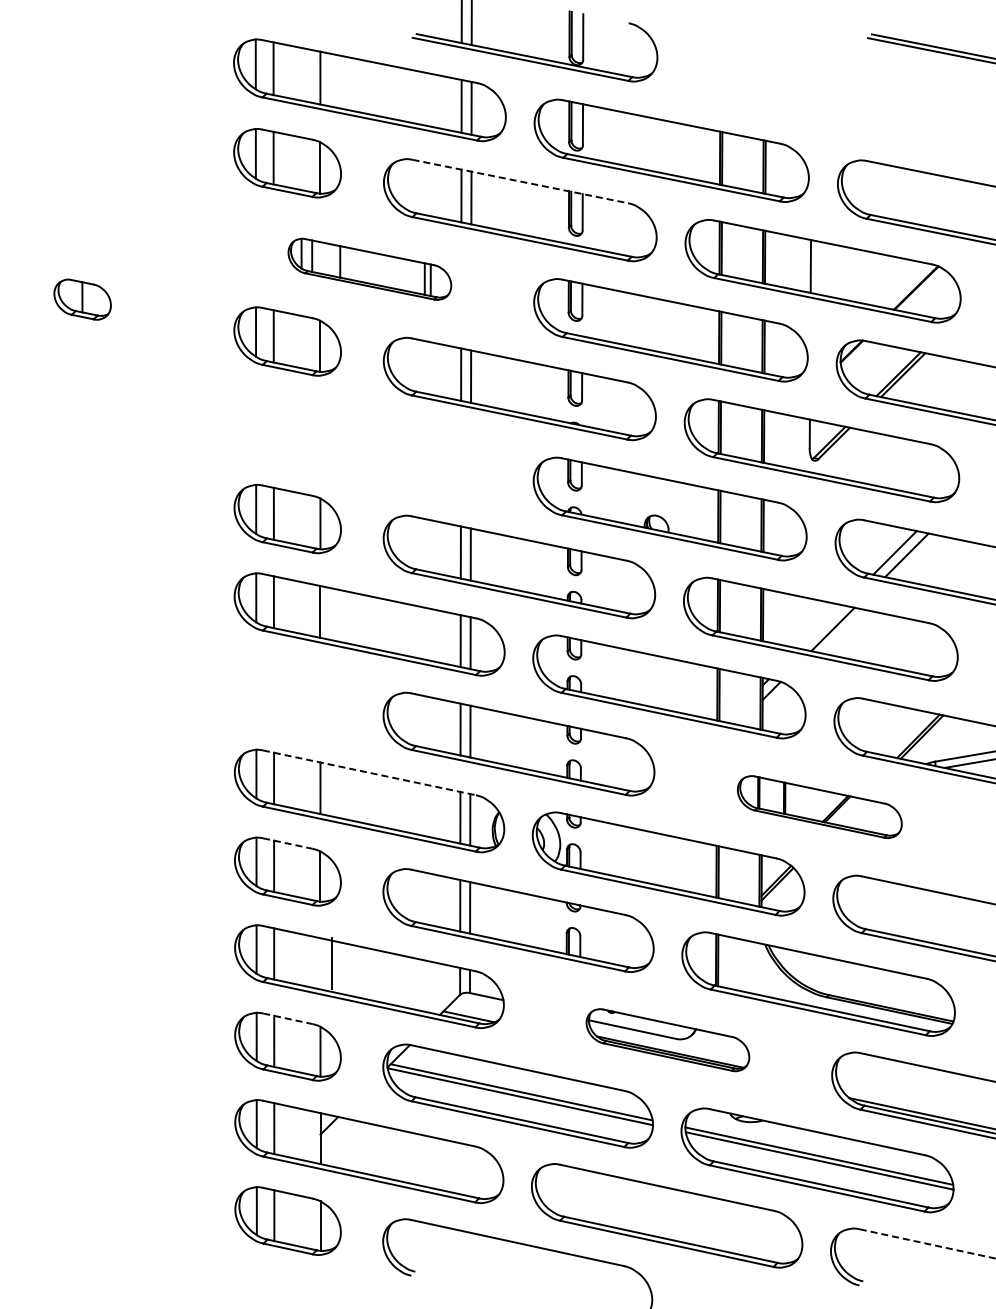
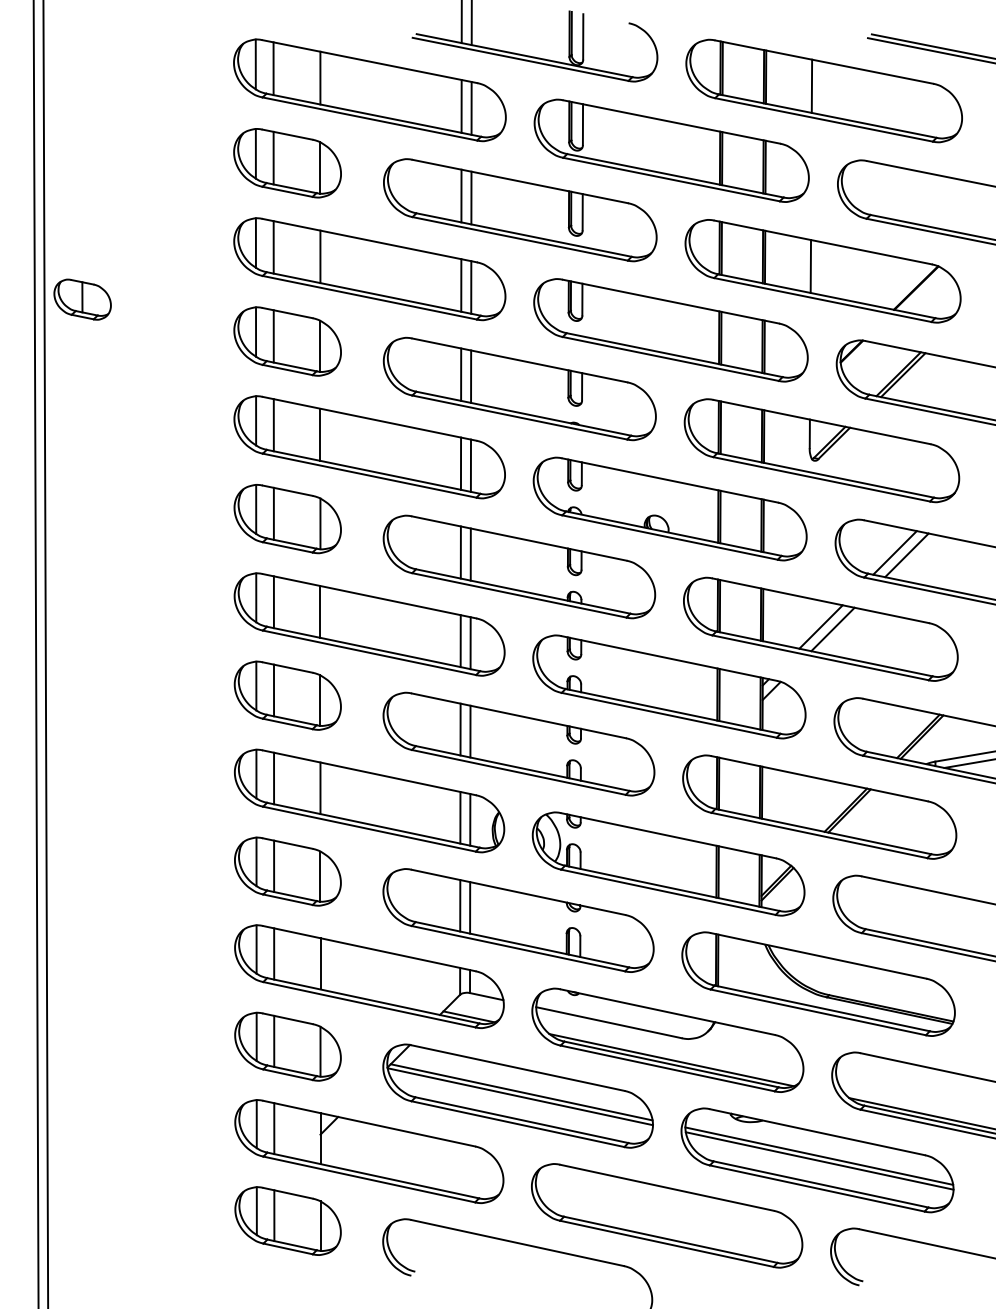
part: none -> present (823, 90)
line: dashed -> solid (520, 181)
part size: 166x64 px -> 274x105 px (369, 269)
part: none -> present (369, 447)
line: none -> present (820, 626)
line: none -> present (35, 653)
line: none -> present (45, 653)
part: none -> present (287, 695)
line: dashed -> solid (369, 772)
part size: 166x64 px -> 276x106 px (819, 806)
line: dashed -> solid (288, 843)
line position: (331, 963) -> (320, 963) (320, 963)
line: dashed -> solid (288, 1018)
part size: 166x65 px -> 274x106 px (667, 1039)
line: dashed -> solid (928, 1244)
